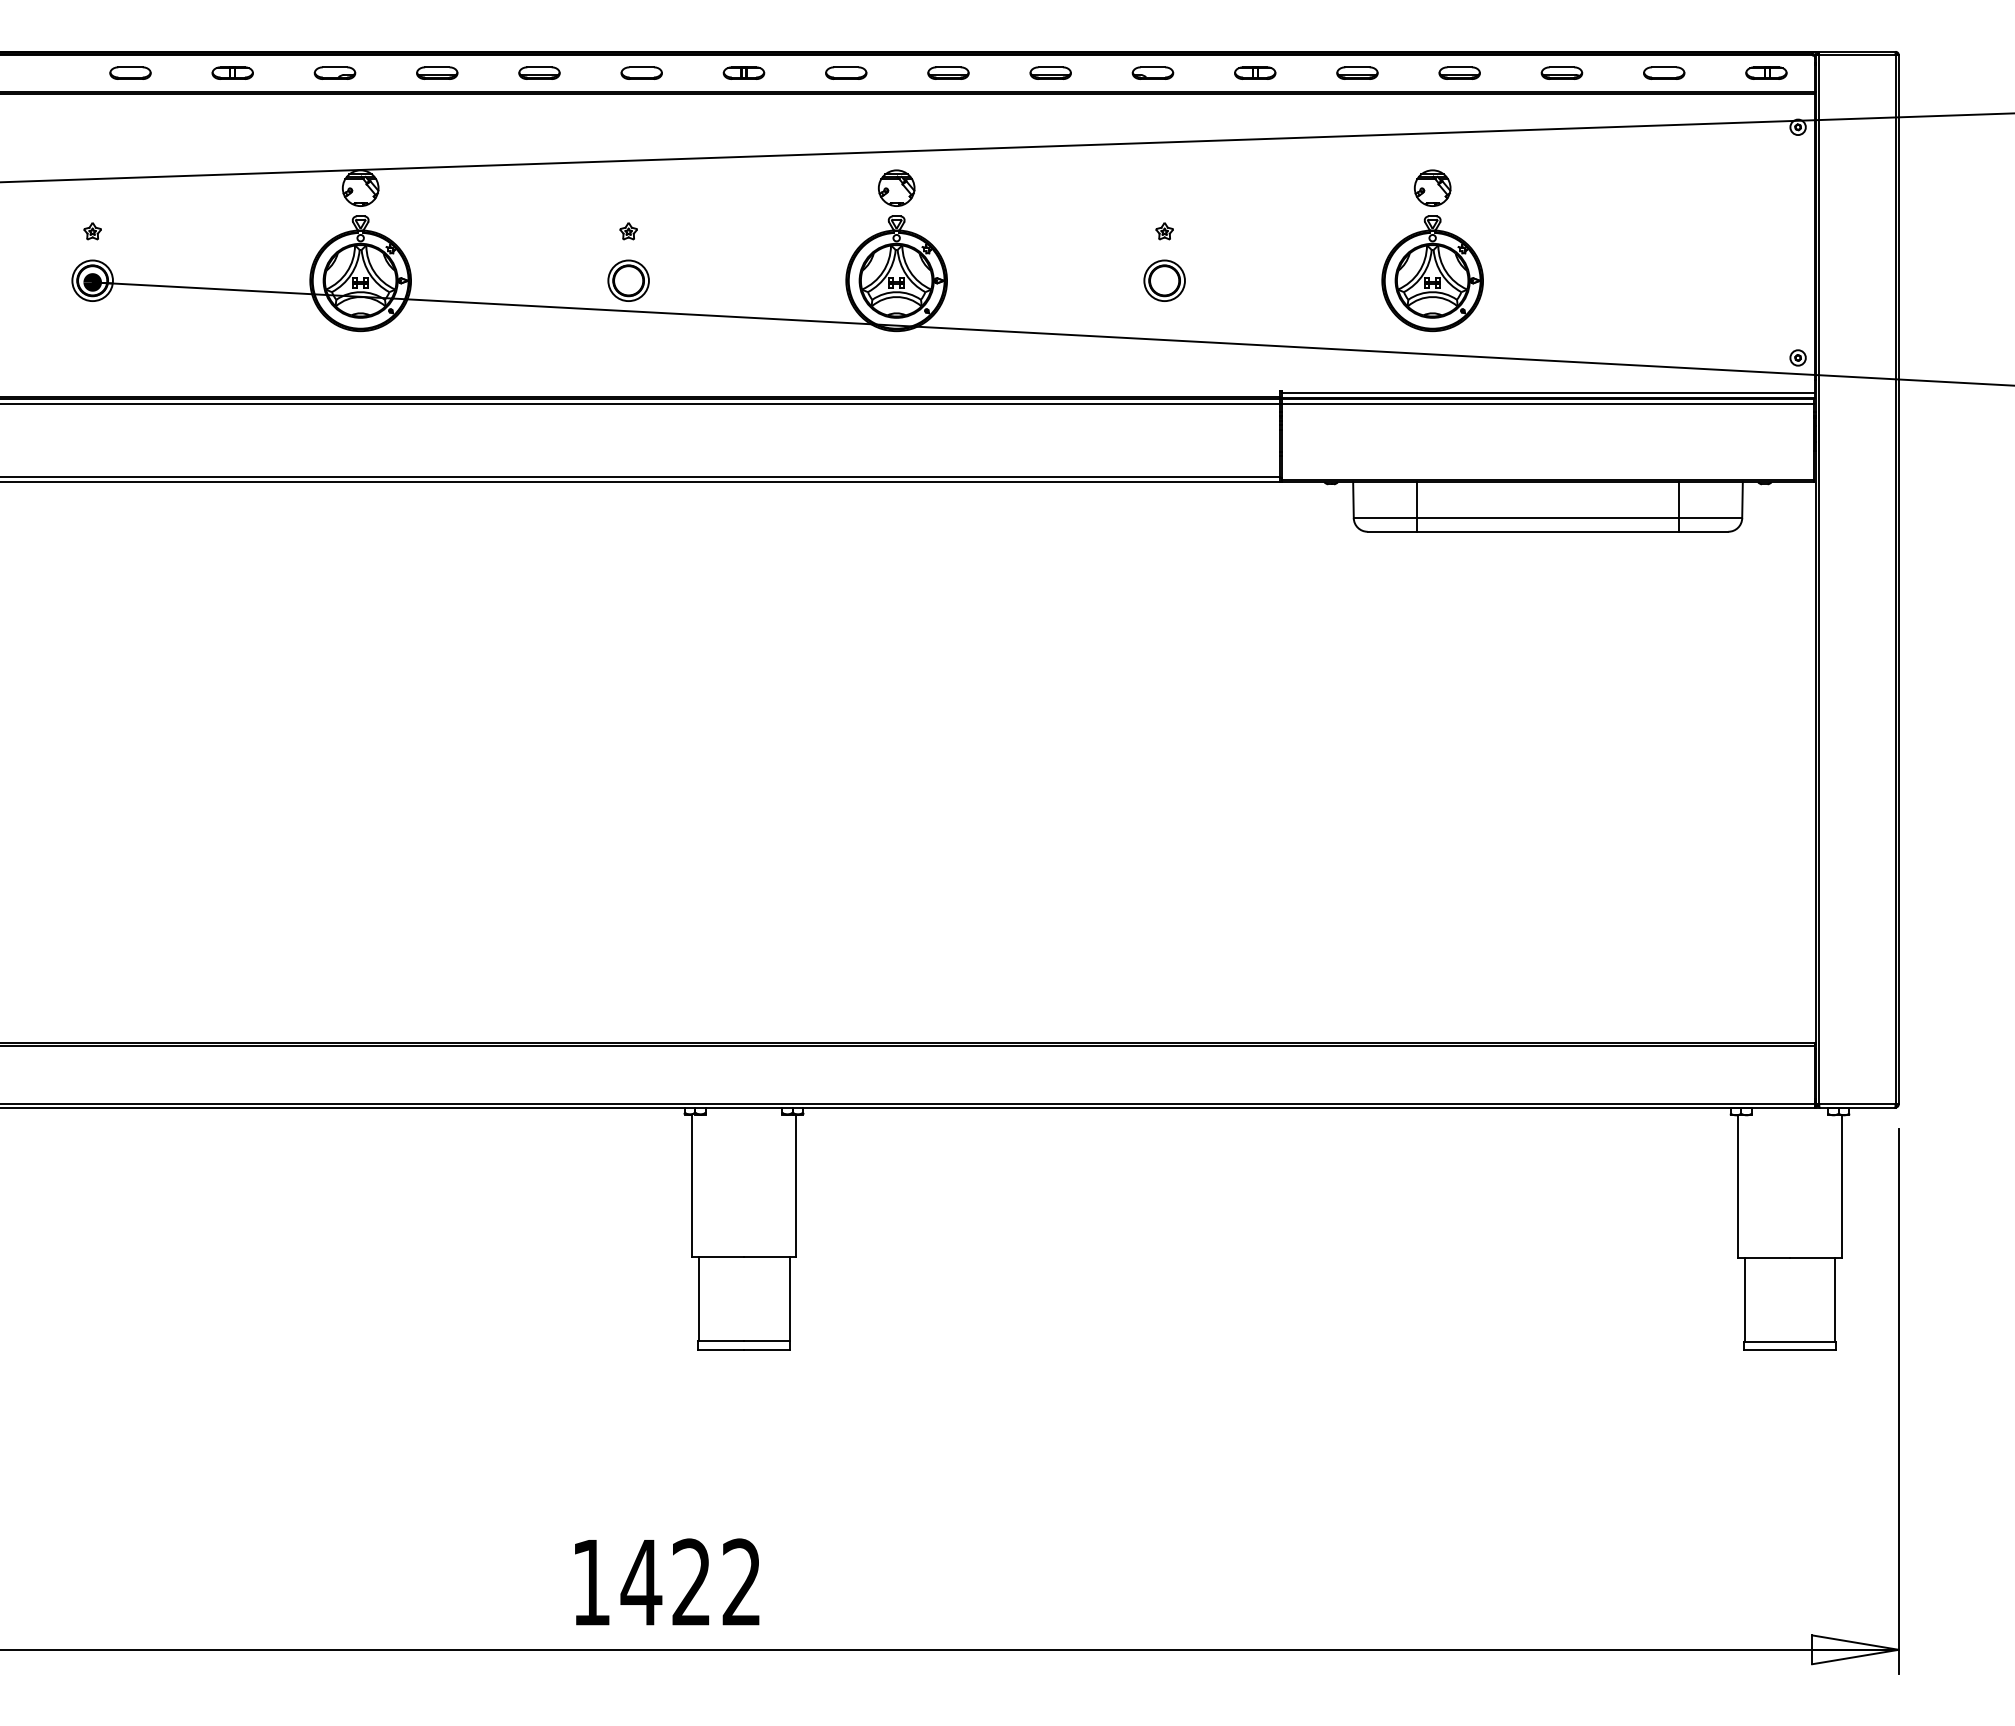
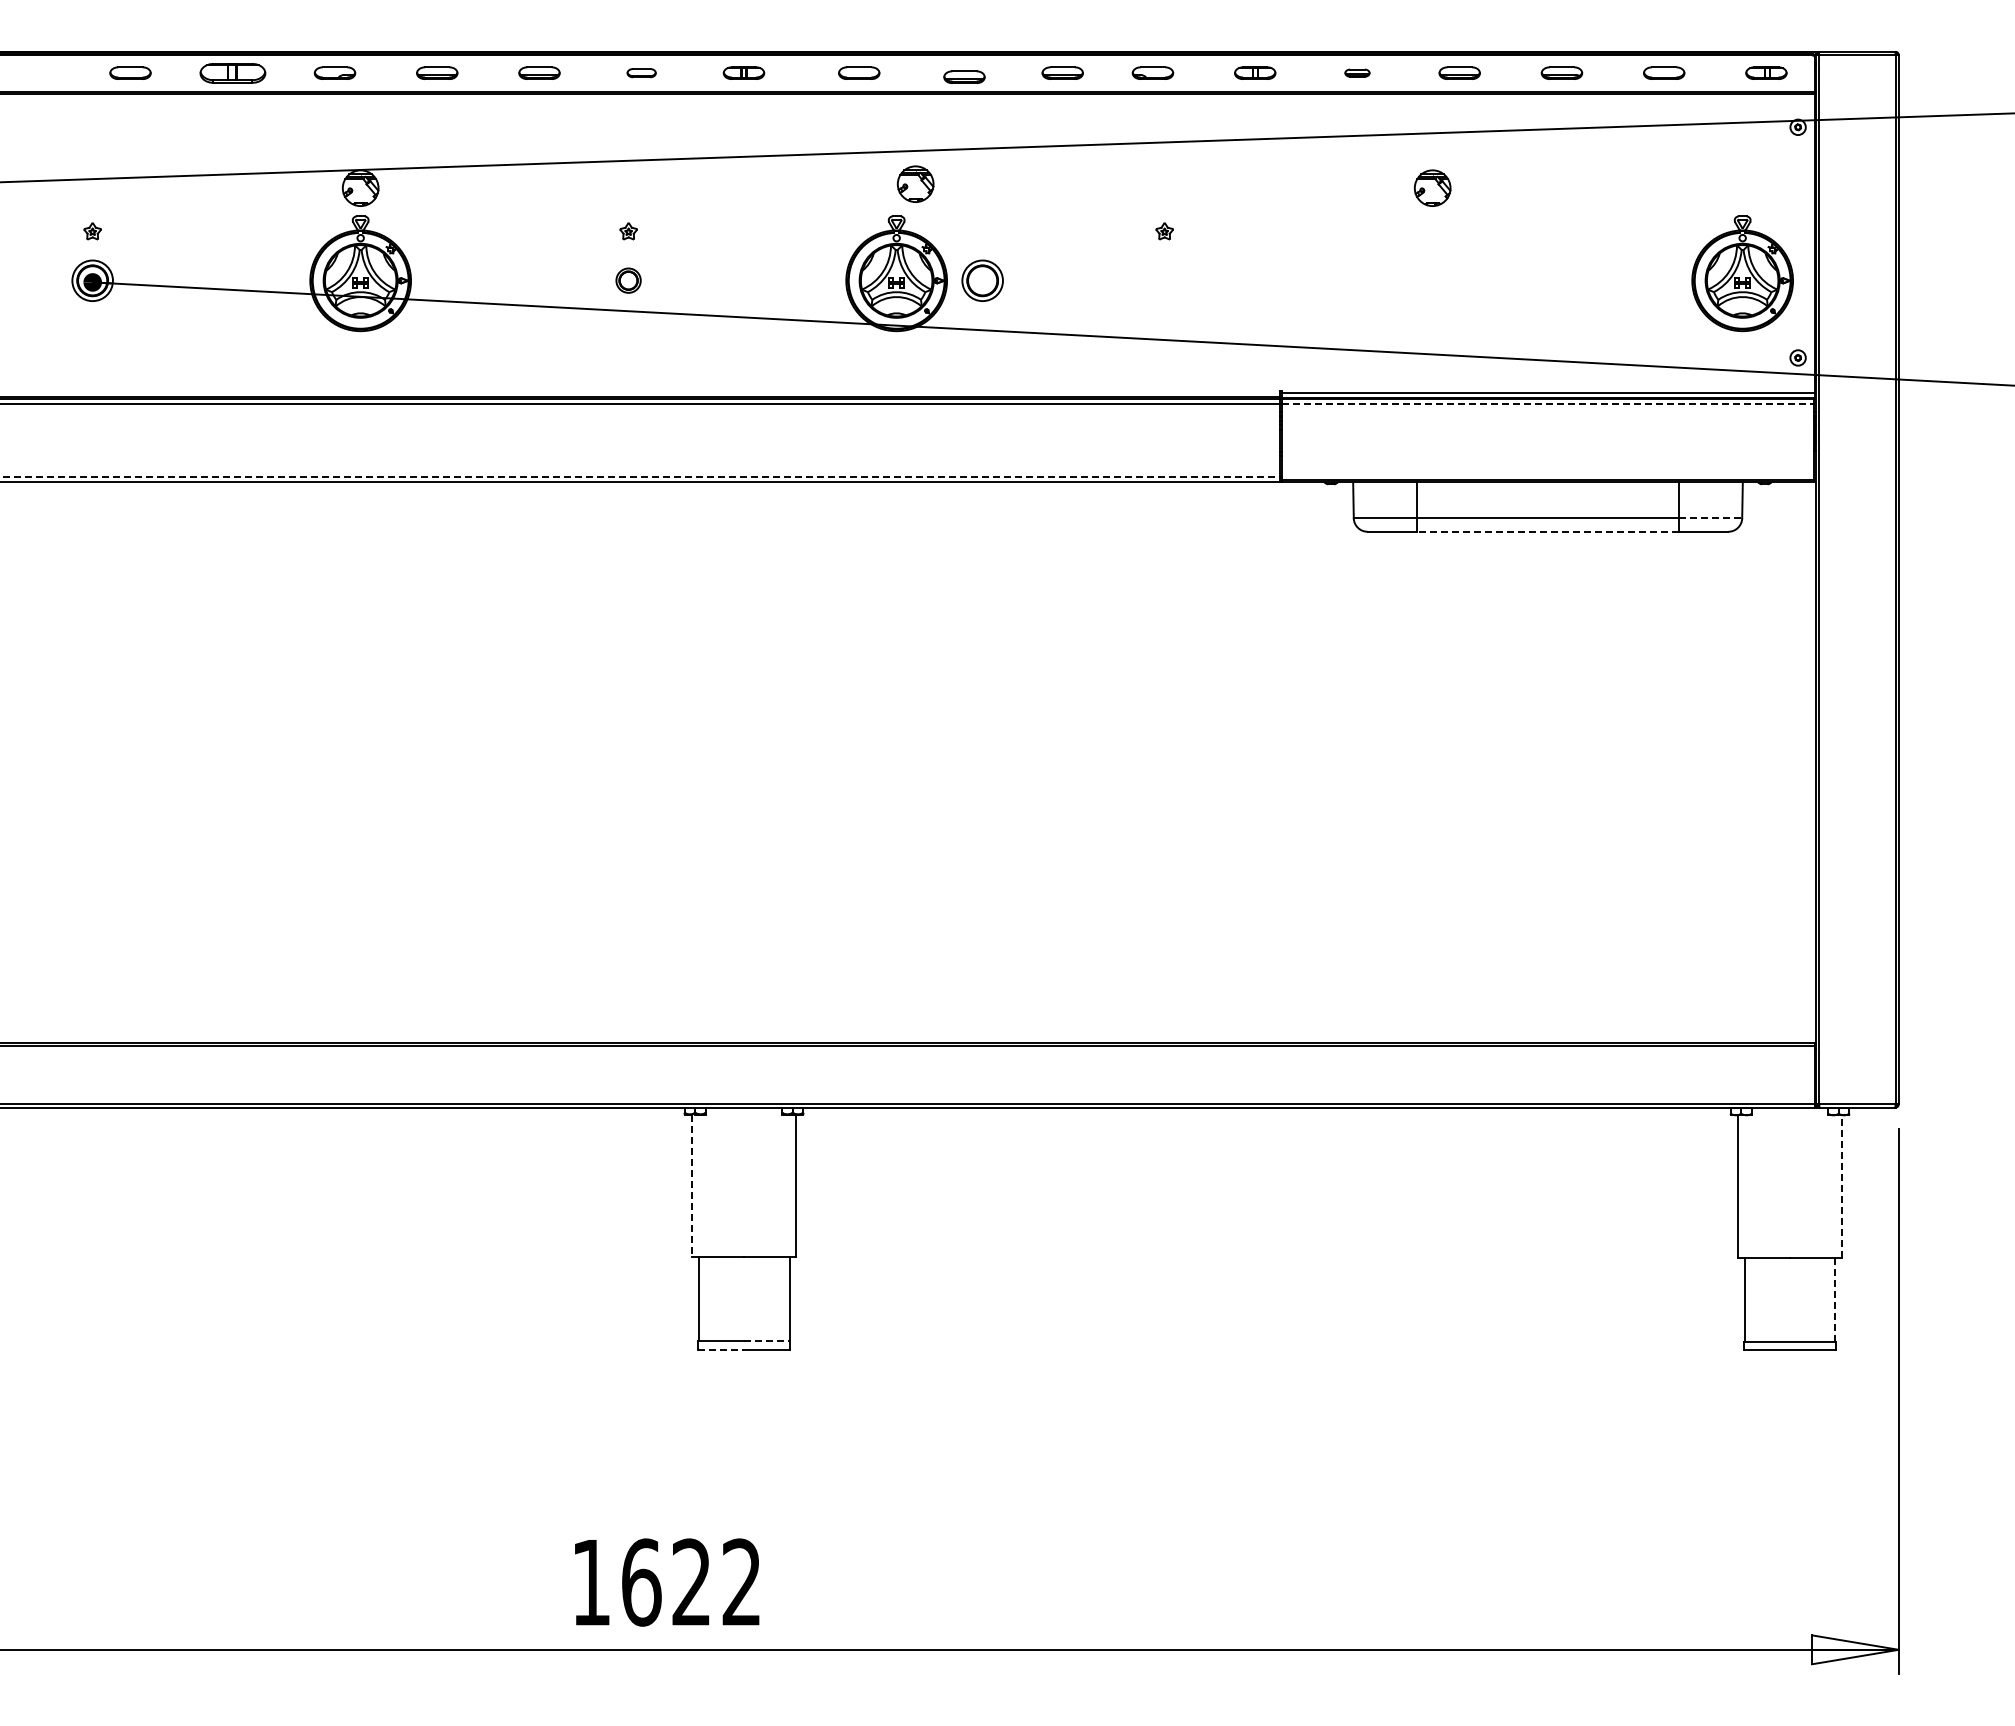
part size: 43x14 px -> 68x21 px (232, 73)
part size: 43x14 px -> 31x11 px (641, 73)
part position: (846, 72) -> (859, 72) (859, 72)
part position: (948, 72) -> (964, 76) (964, 76)
part position: (1050, 72) -> (1062, 72) (1062, 72)
part size: 43x14 px -> 27x10 px (1357, 72)
part position: (896, 187) -> (915, 183) (915, 183)
part position: (1432, 273) -> (1742, 273) (1742, 273)
part size: 43x43 px -> 27x27 px (628, 280)
part position: (1164, 280) -> (982, 280) (982, 280)
line: solid -> dashed (1548, 404)
line: solid -> dashed (640, 477)
line: solid -> dashed (1710, 518)
line: solid -> dashed (1548, 531)
line: solid -> dashed (692, 1186)
line: solid -> dashed (1841, 1186)
line: solid -> dashed (1835, 1299)
line: solid -> dashed (767, 1341)
line: solid -> dashed (721, 1349)
text: 1422 -> 1622 (641, 1582)
